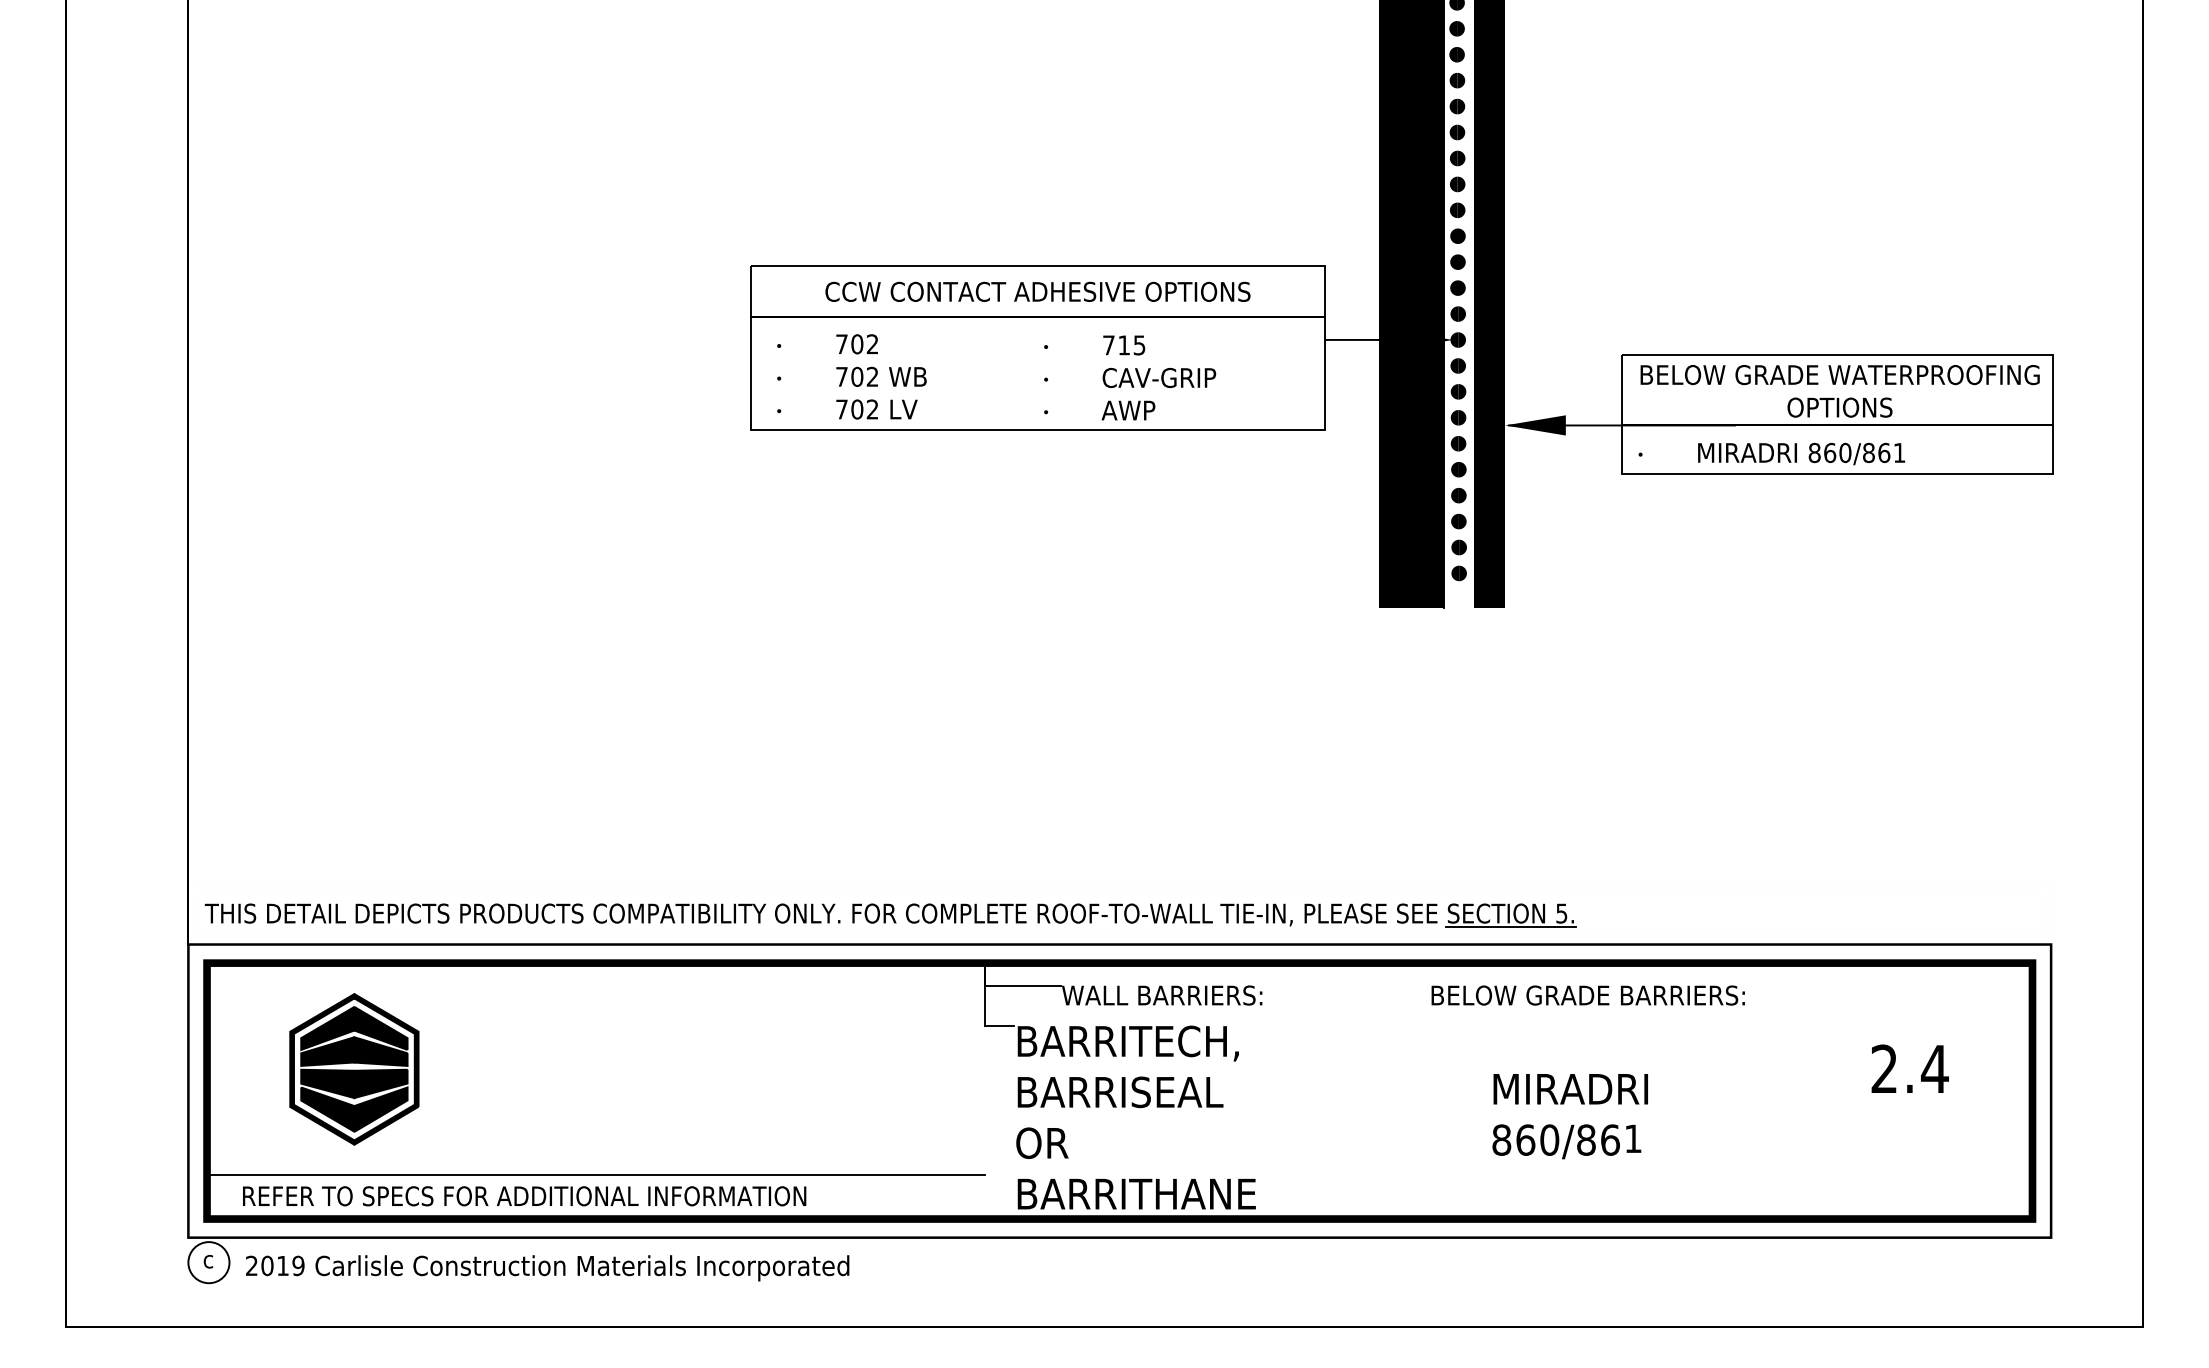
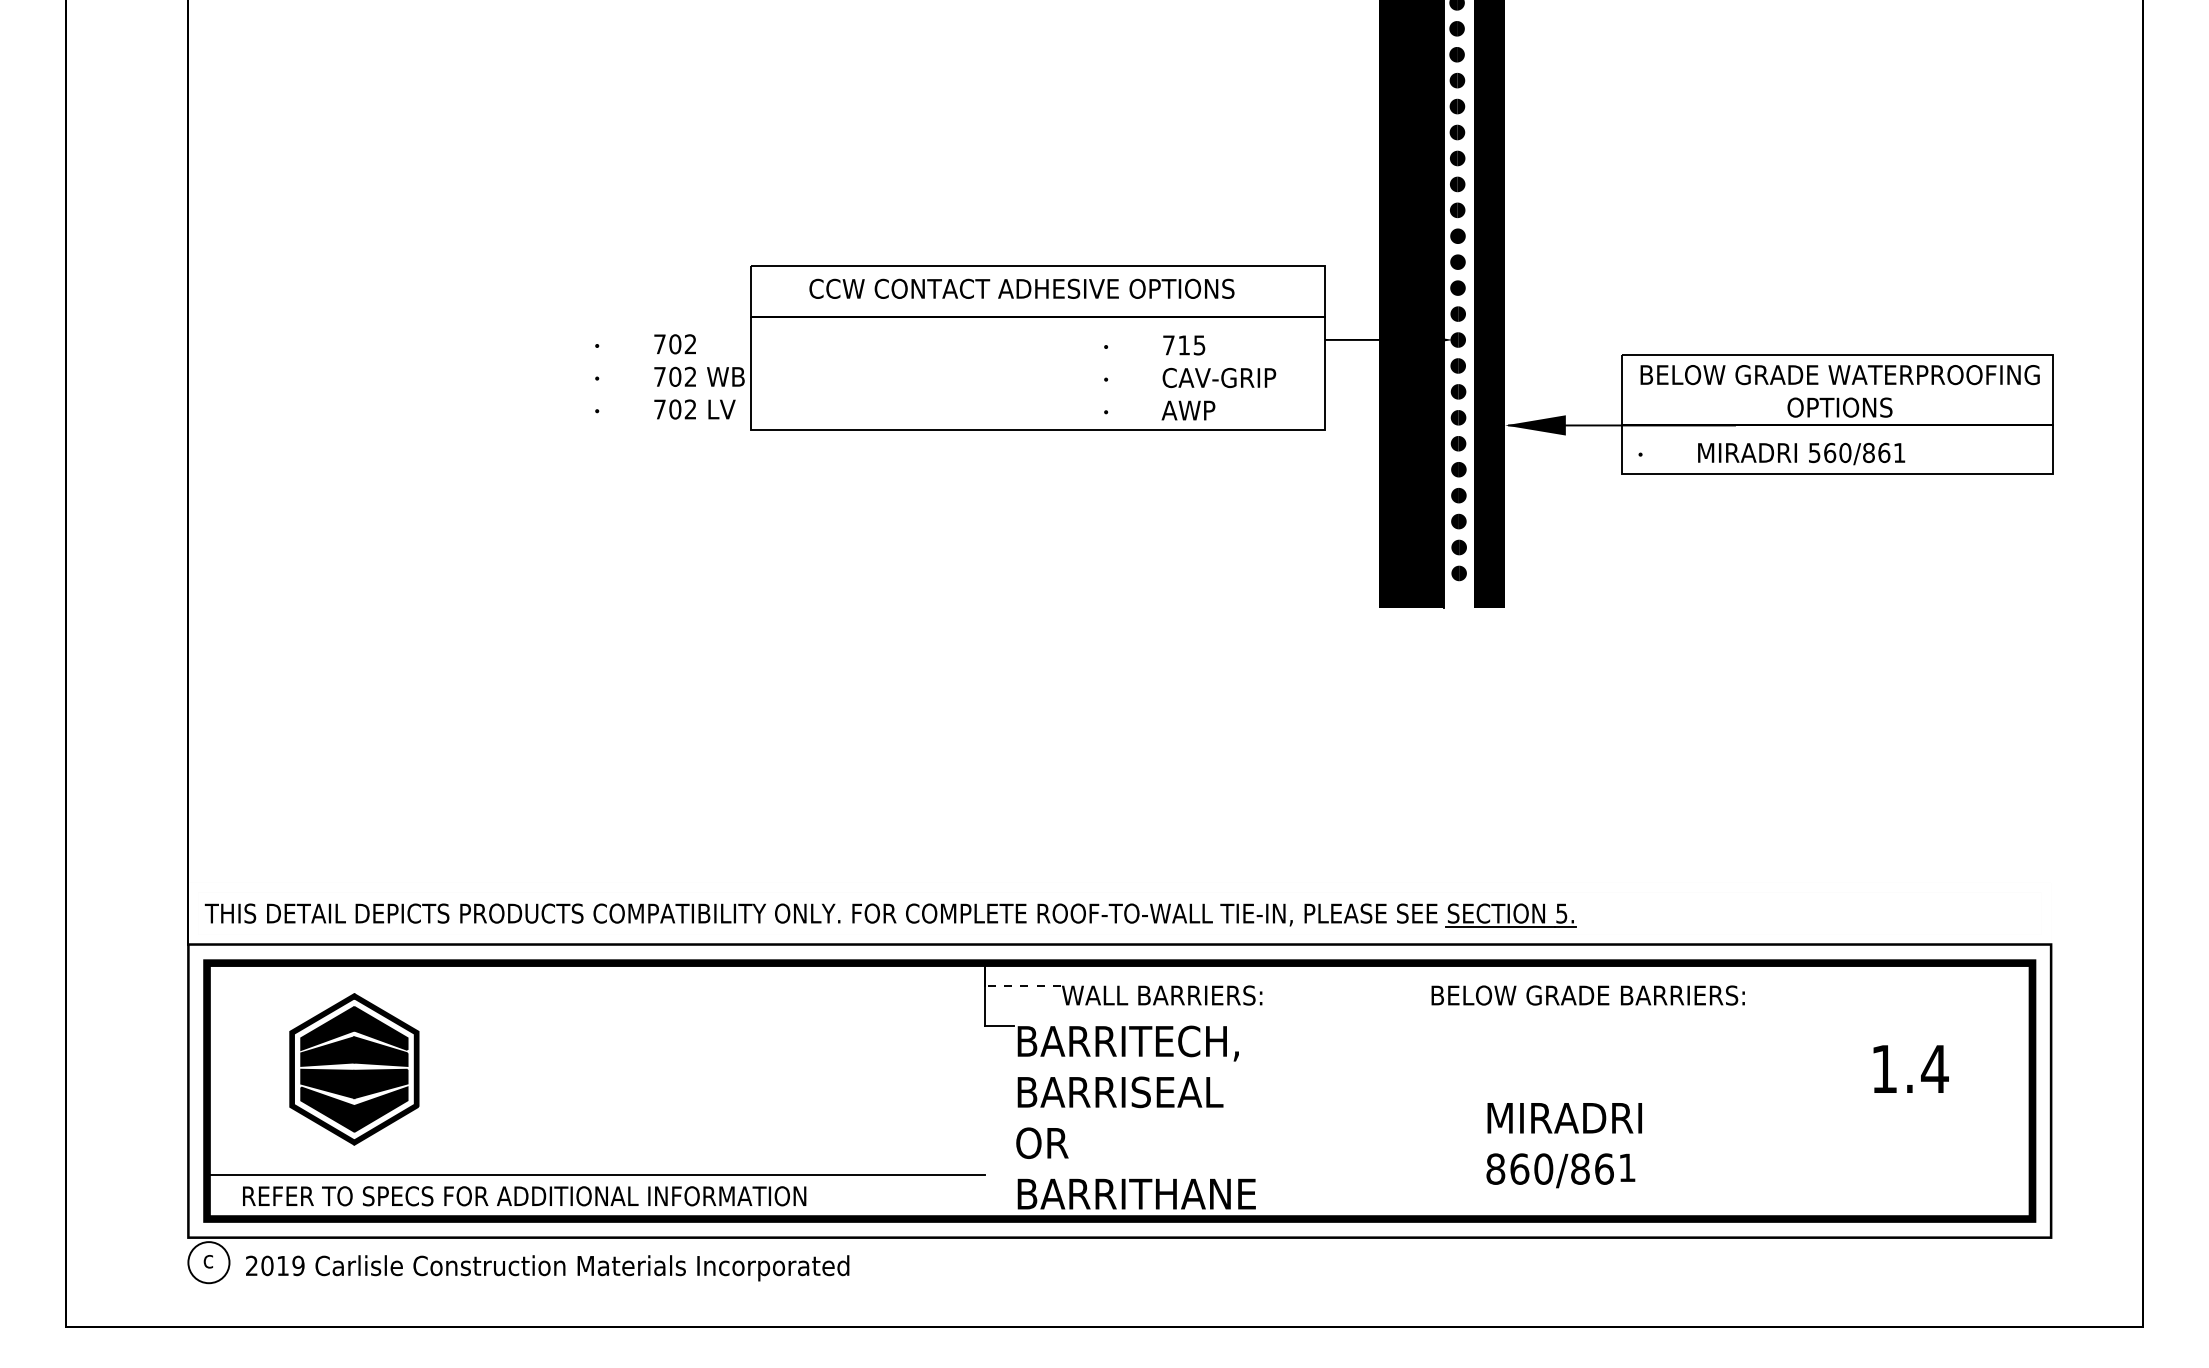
text position: (1037, 291) -> (1021, 288) (1021, 288)
text position: (851, 376) -> (669, 376) (669, 376)
text position: (1130, 377) -> (1190, 377) (1190, 377)
text: 860/861 -> 560/861 (1814, 452)
line: solid -> dashed (1022, 985)
text: 2.4 -> 1.4 (1883, 1068)
text position: (1569, 1116) -> (1563, 1145) (1563, 1145)
